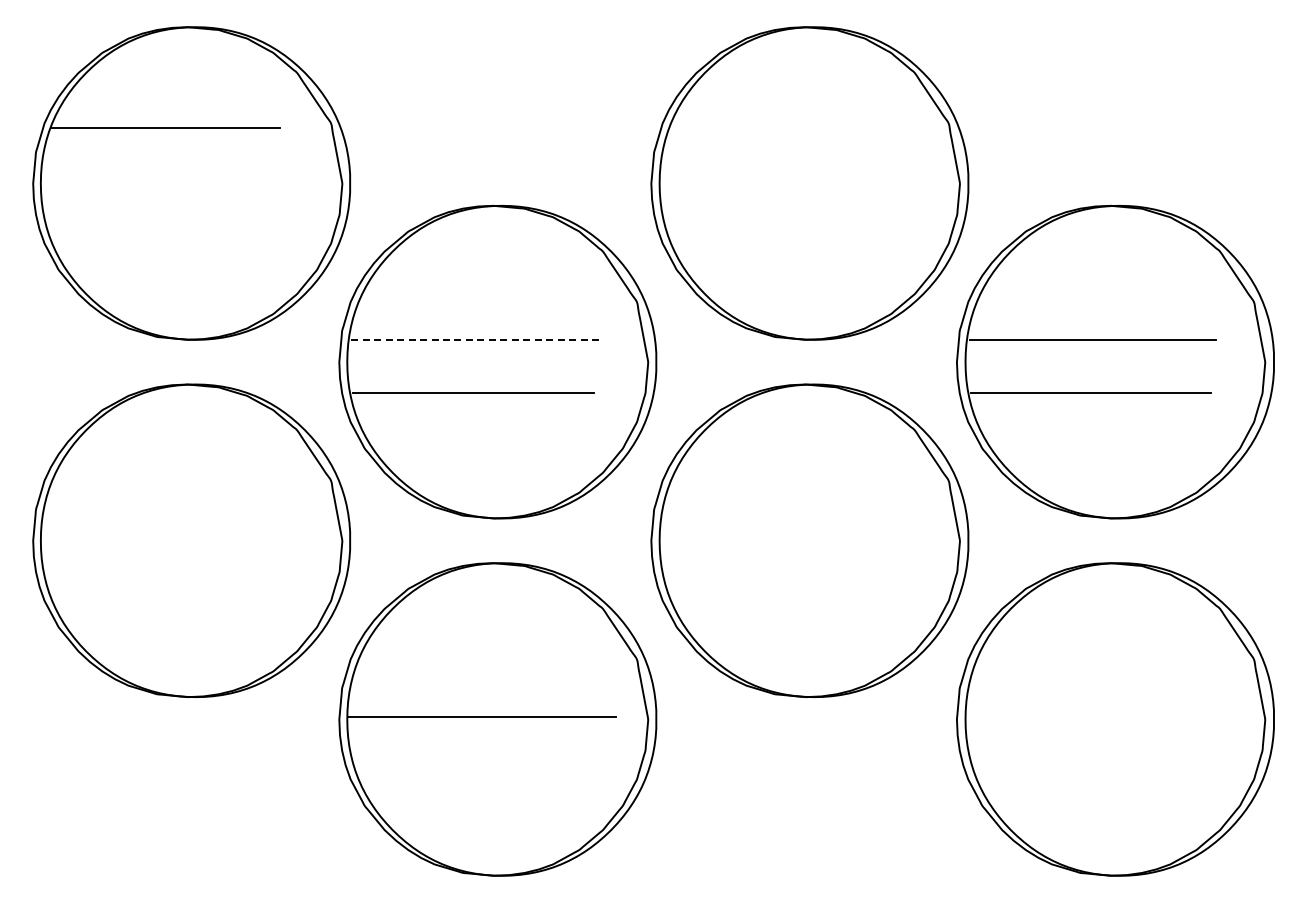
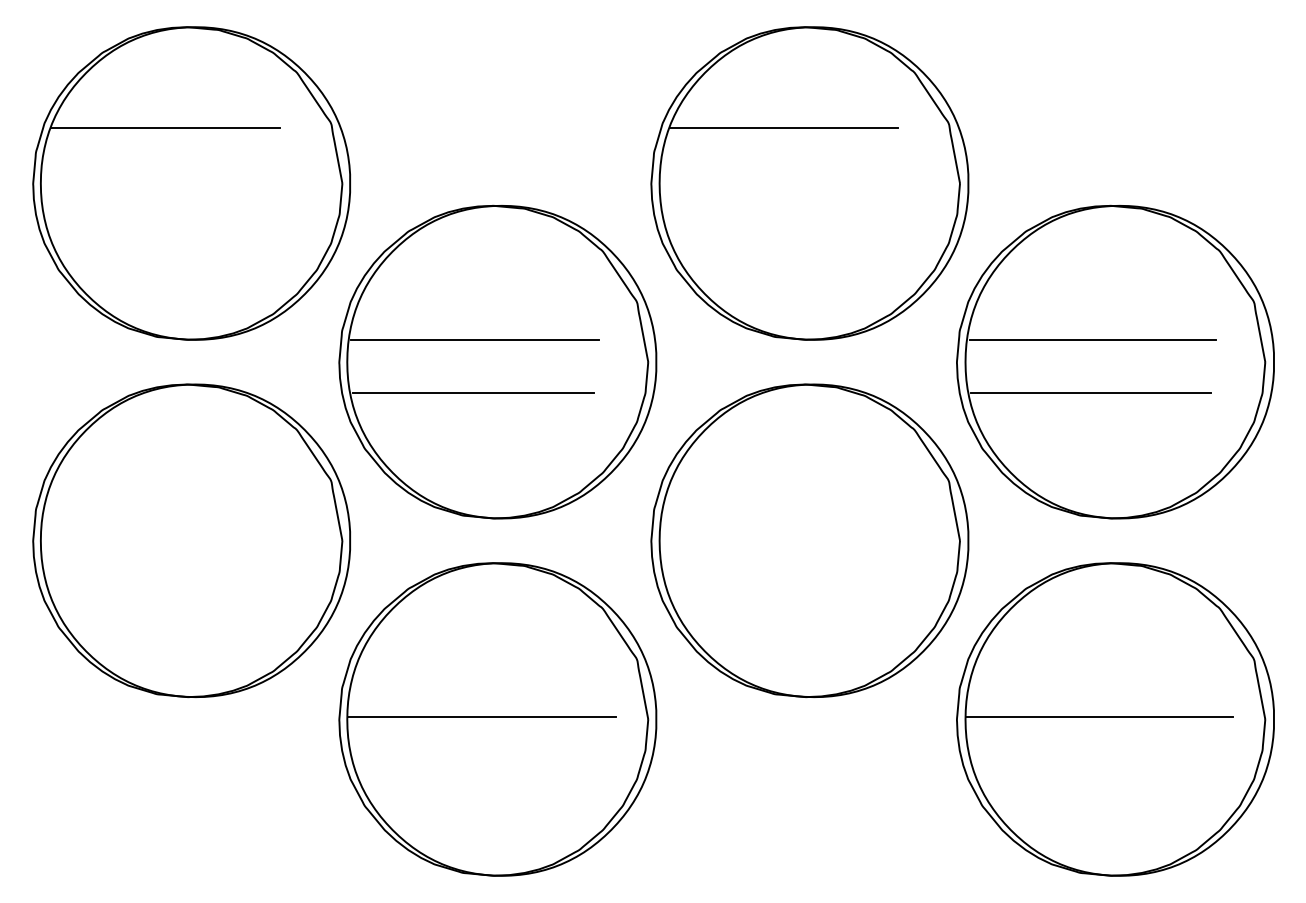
line: none -> present (783, 127)
line: dashed -> solid (475, 339)
line: none -> present (1098, 717)
